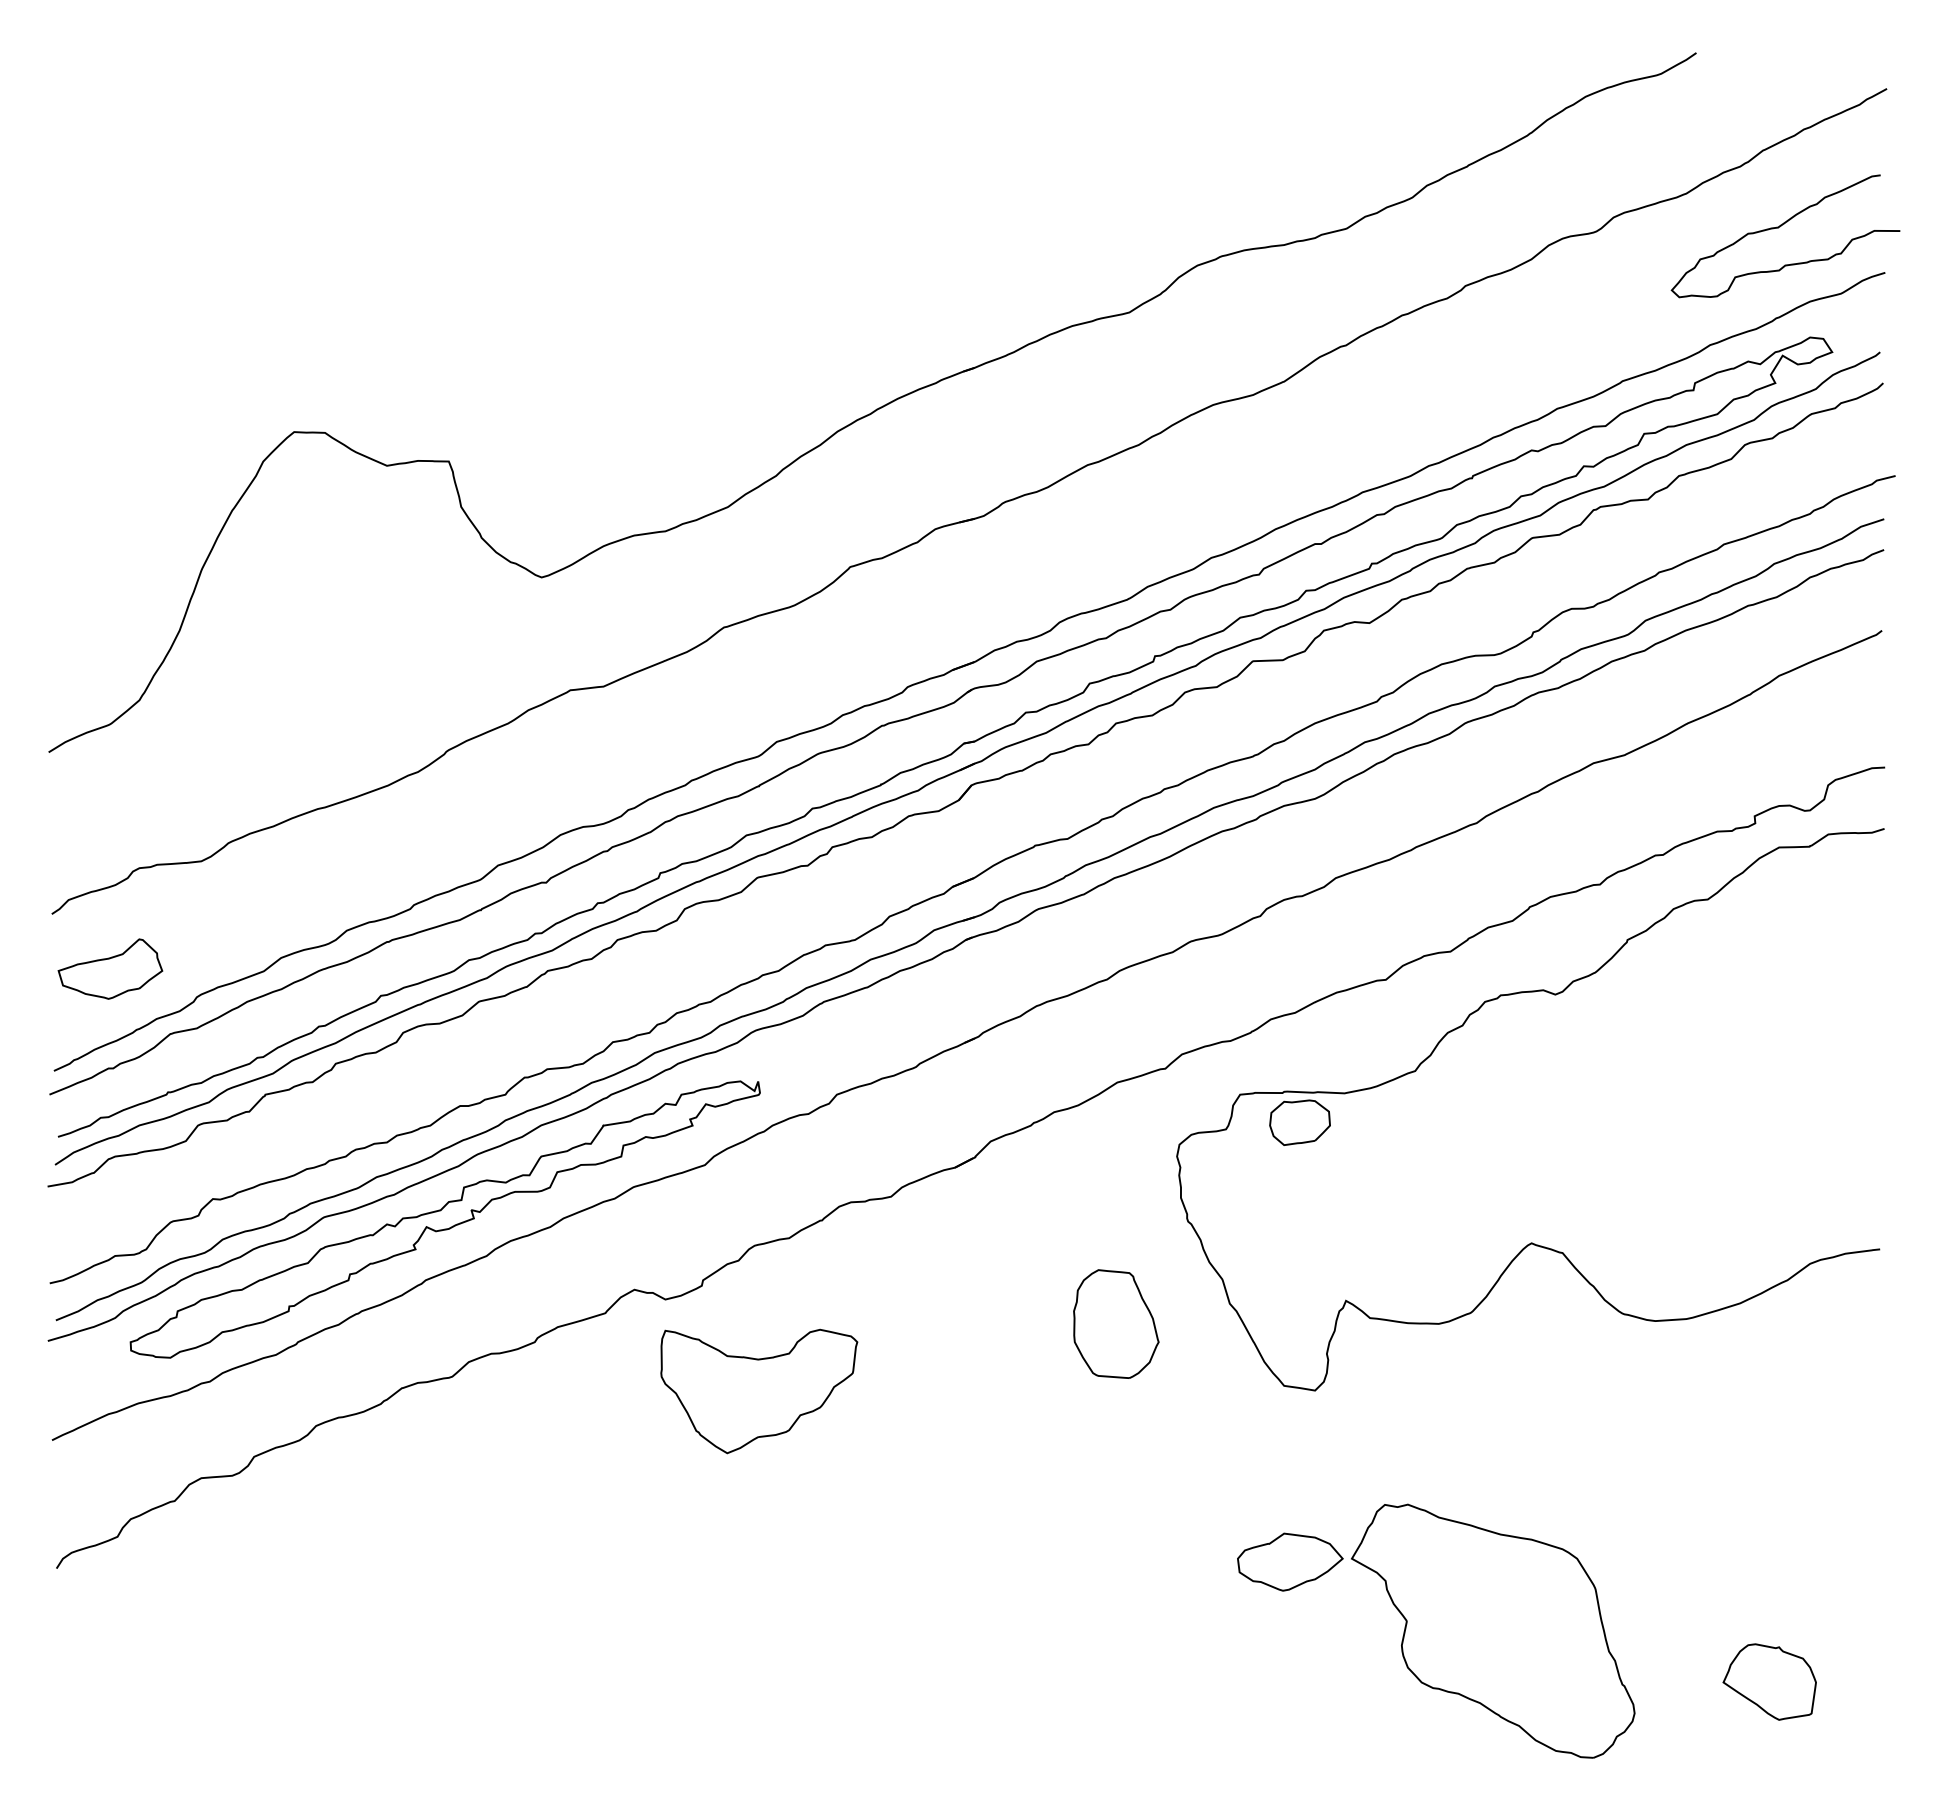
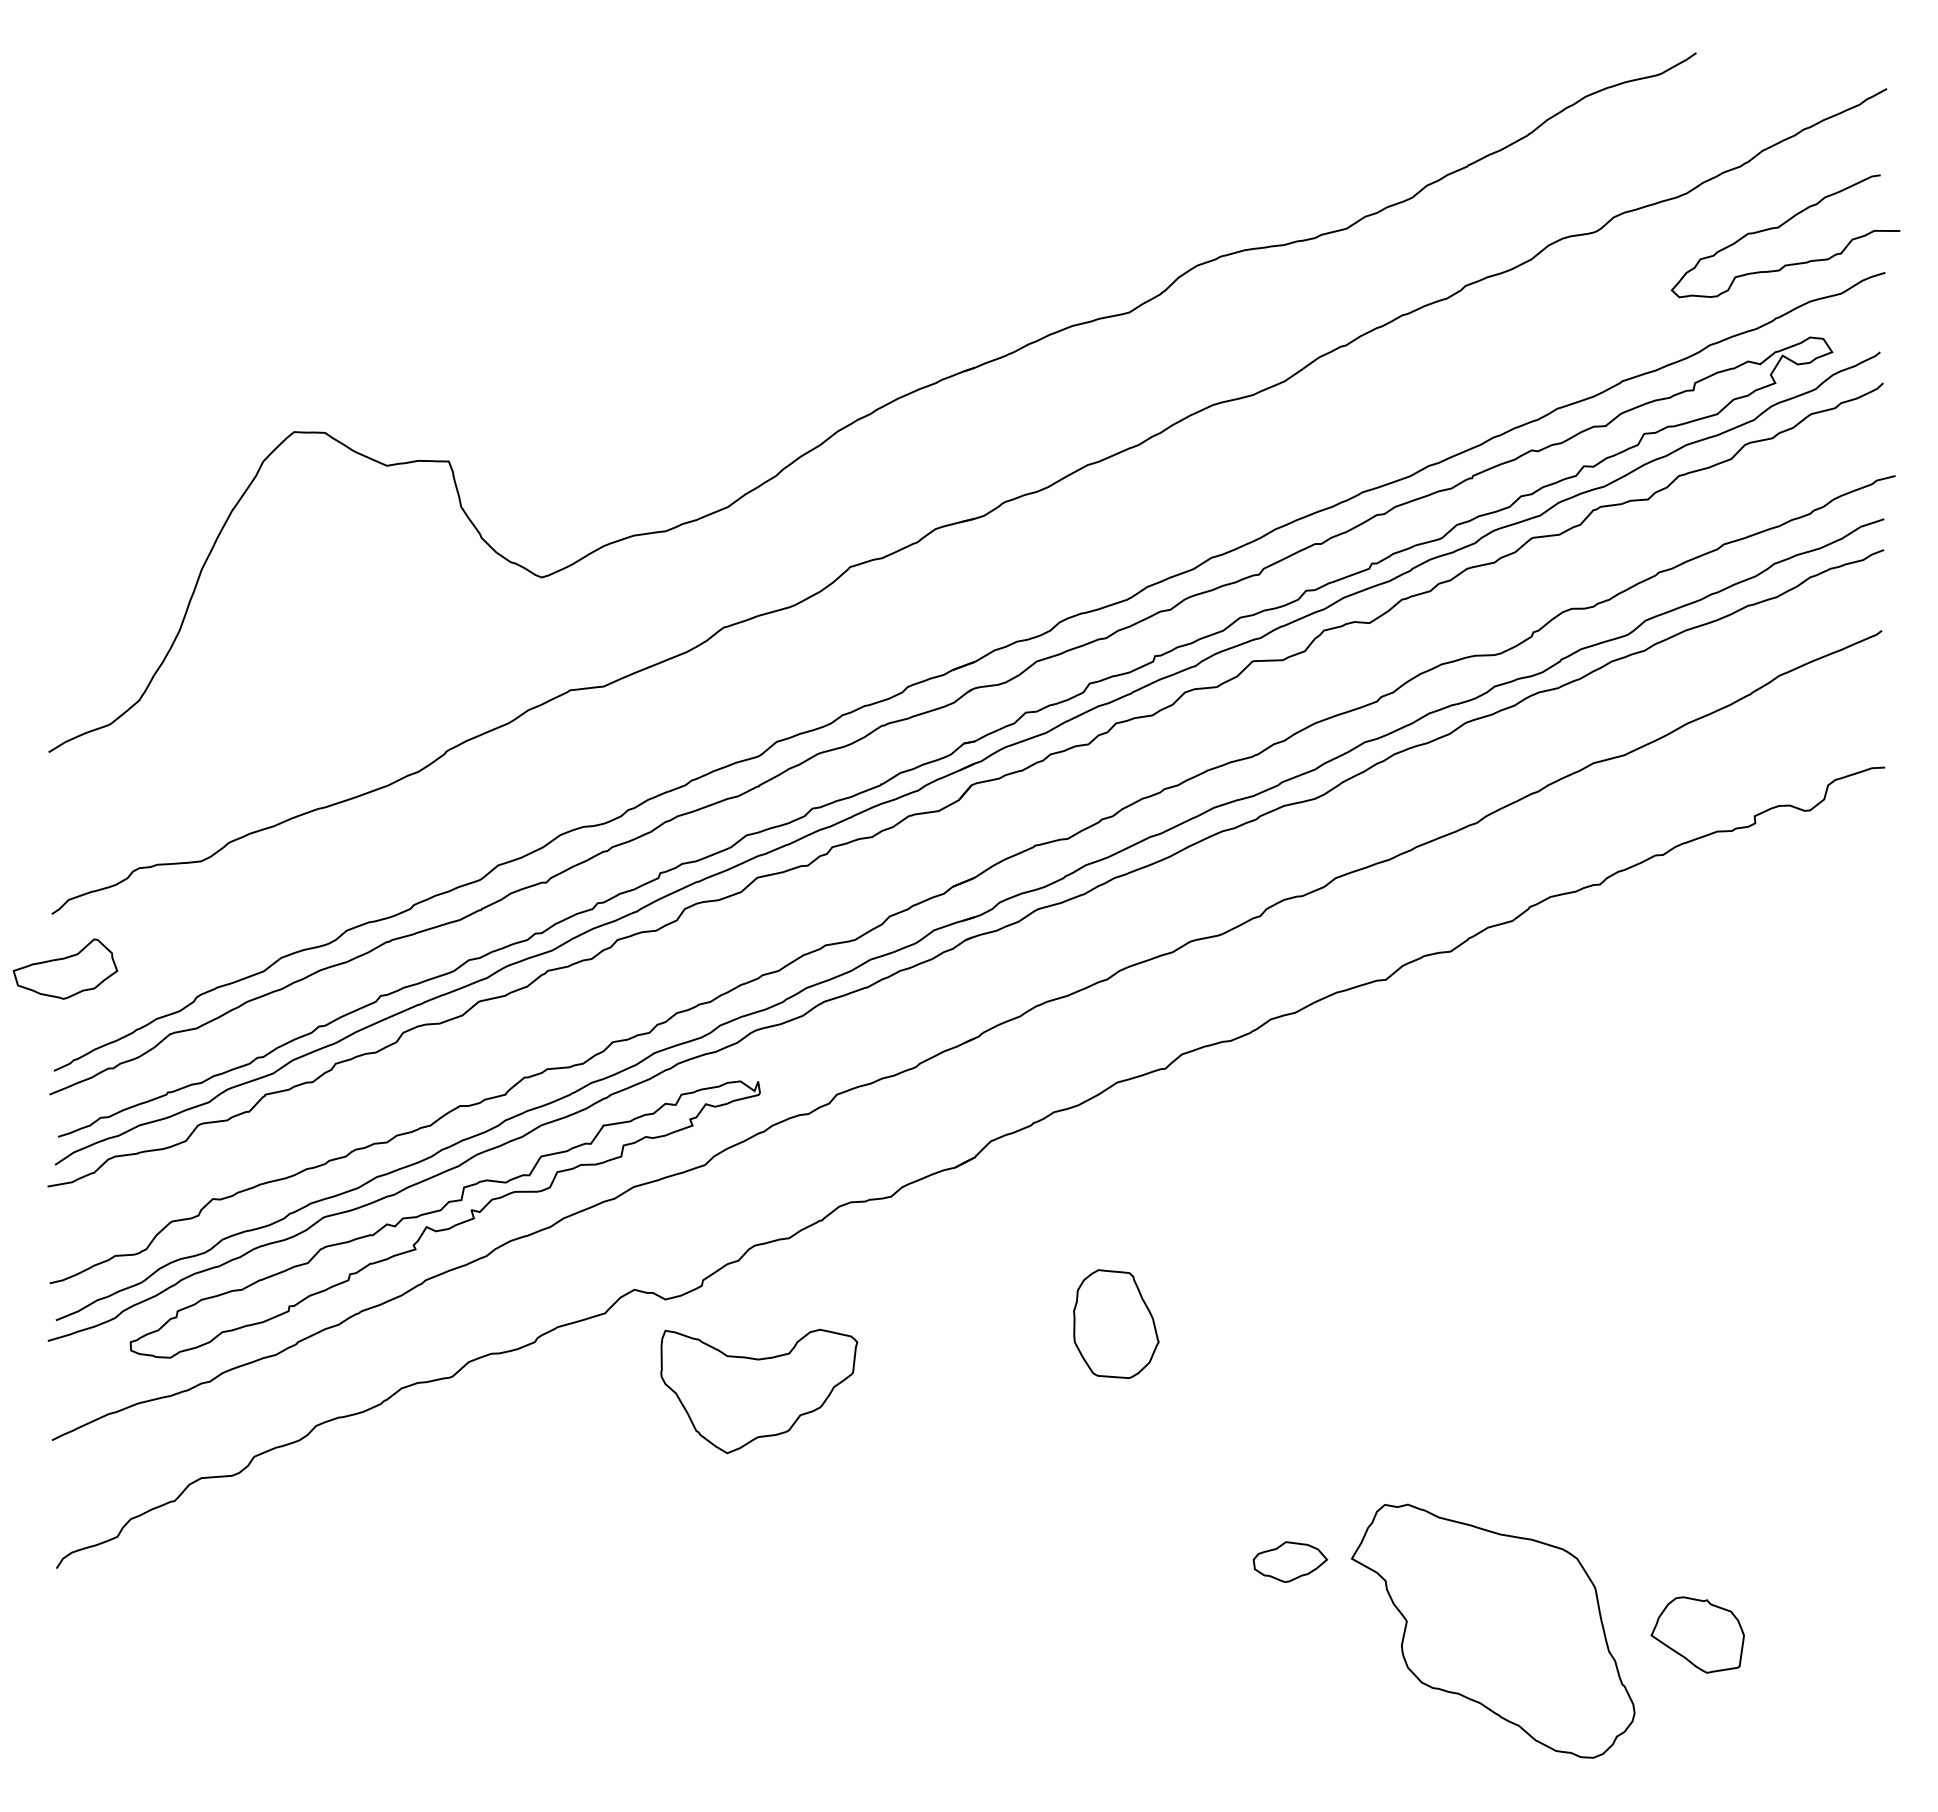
part position: (110, 968) -> (65, 968) (65, 968)
part: present -> none (1461, 1027)
part size: 107x60 px -> 77x42 px (1290, 1561)
part position: (1769, 1681) -> (1697, 1634) (1697, 1634)
